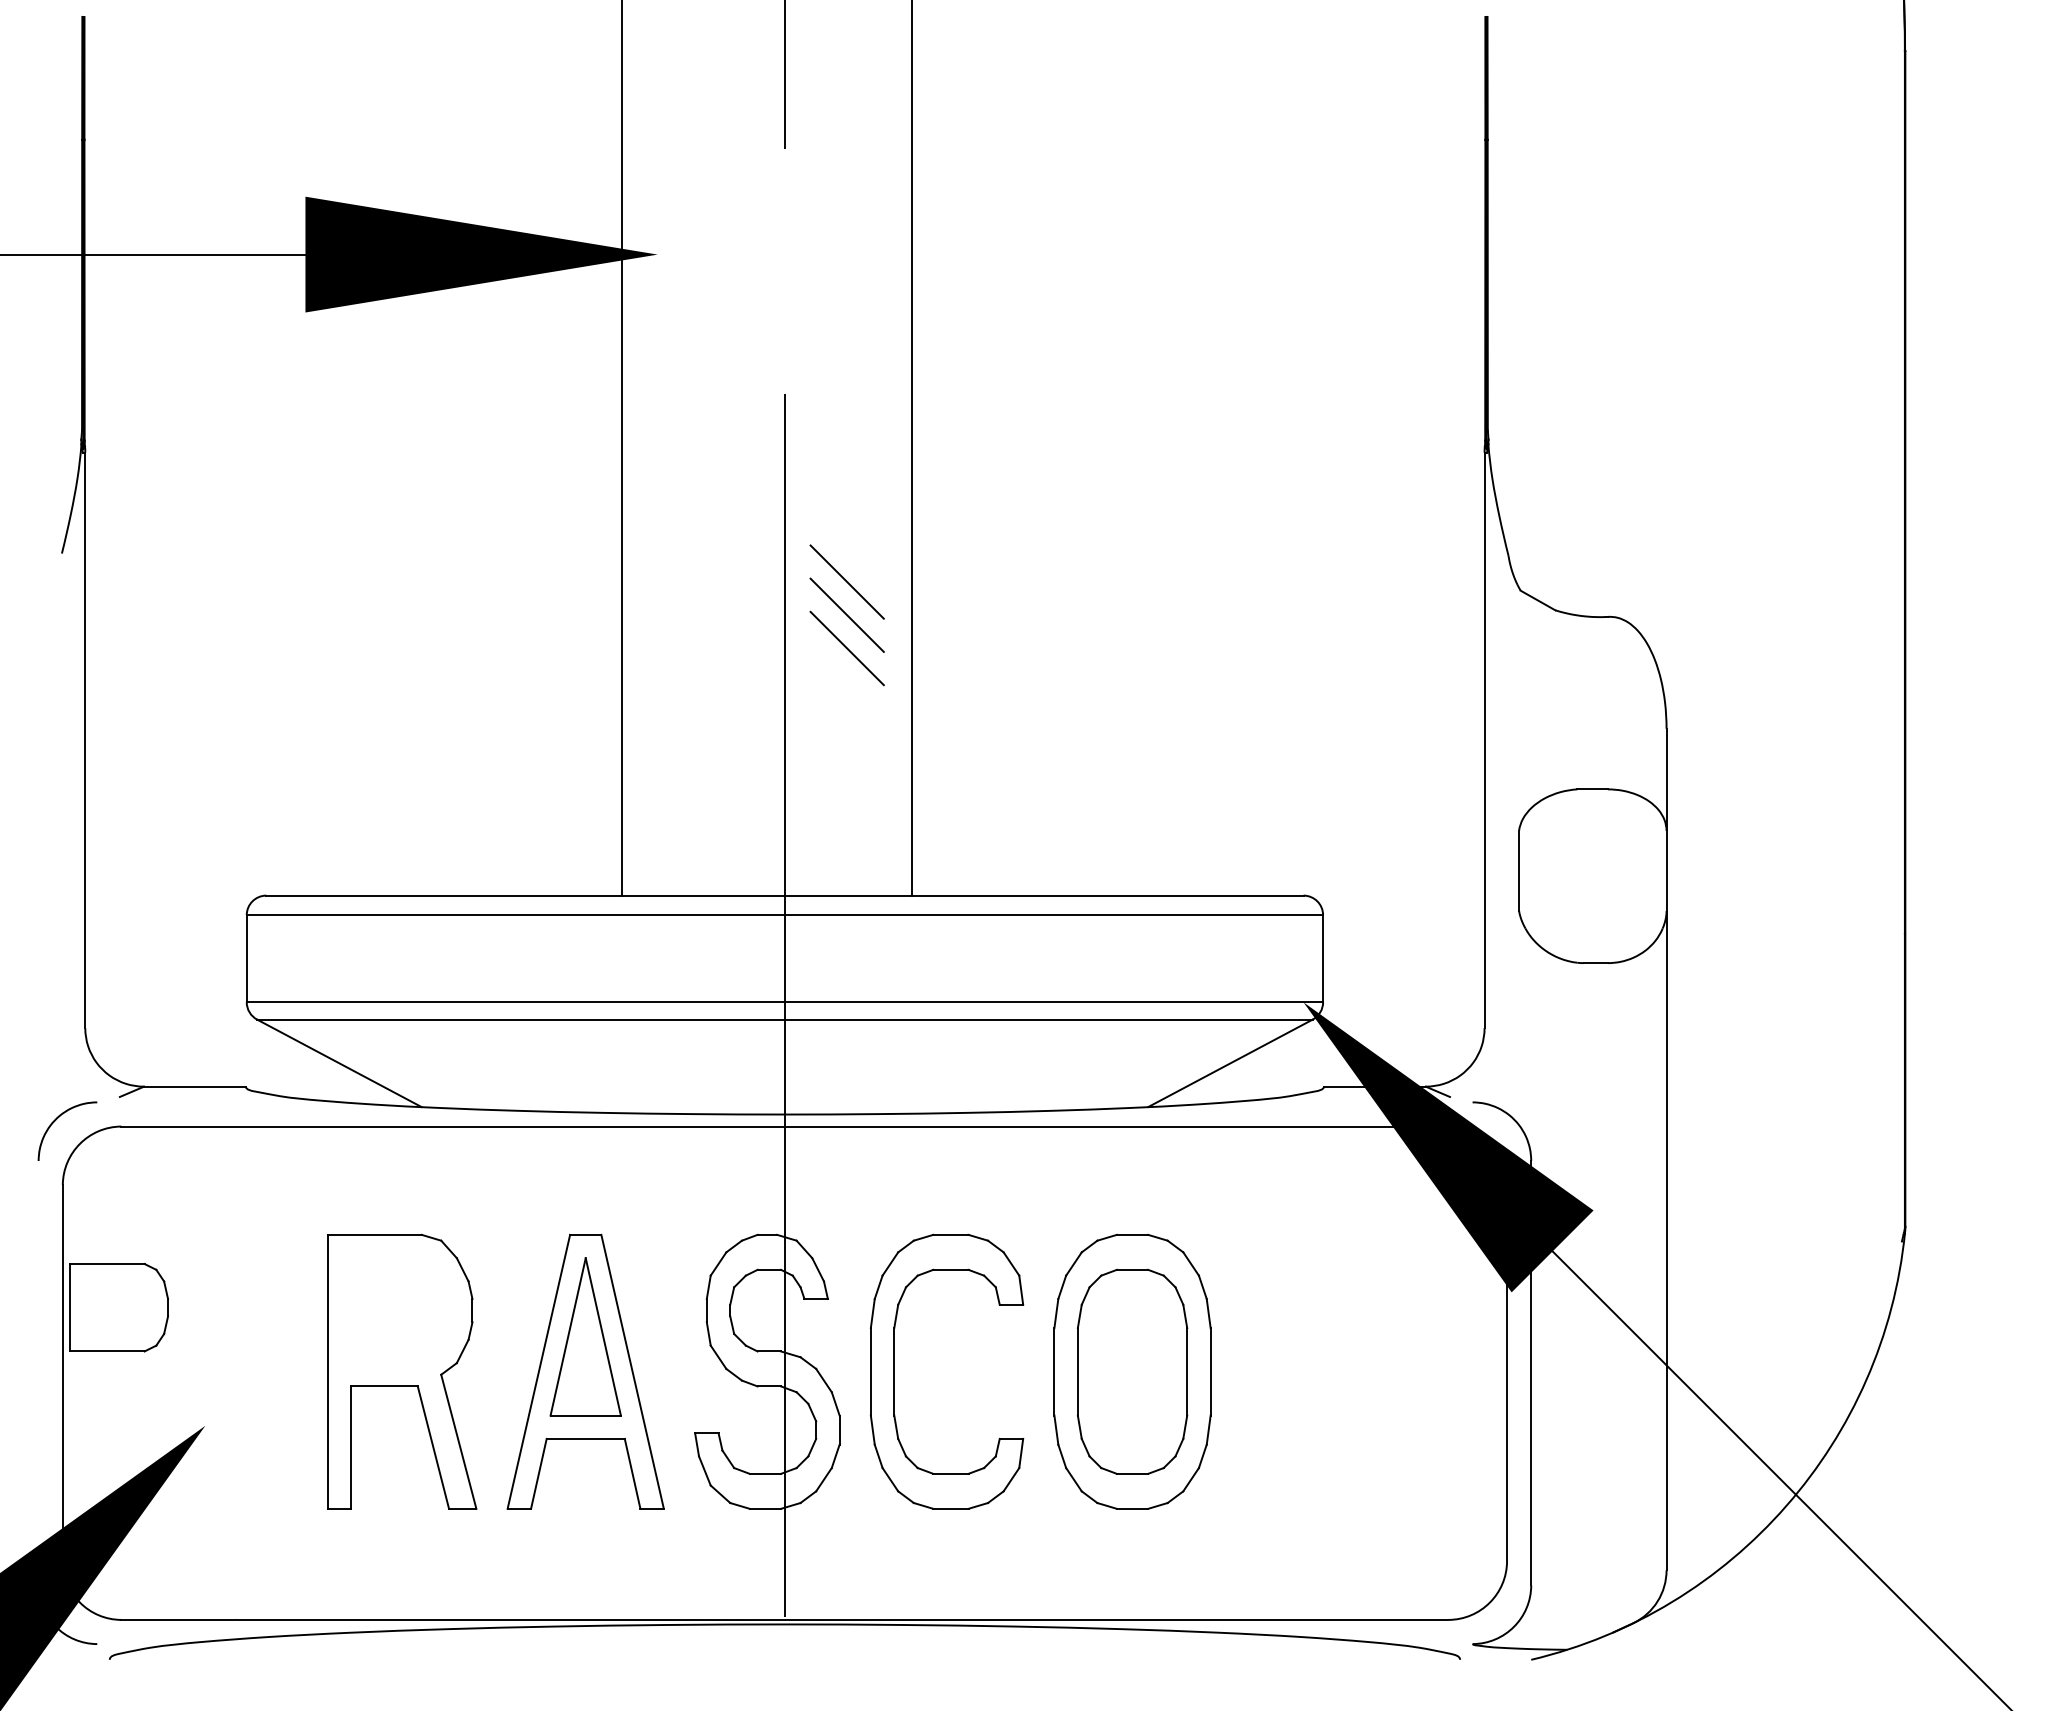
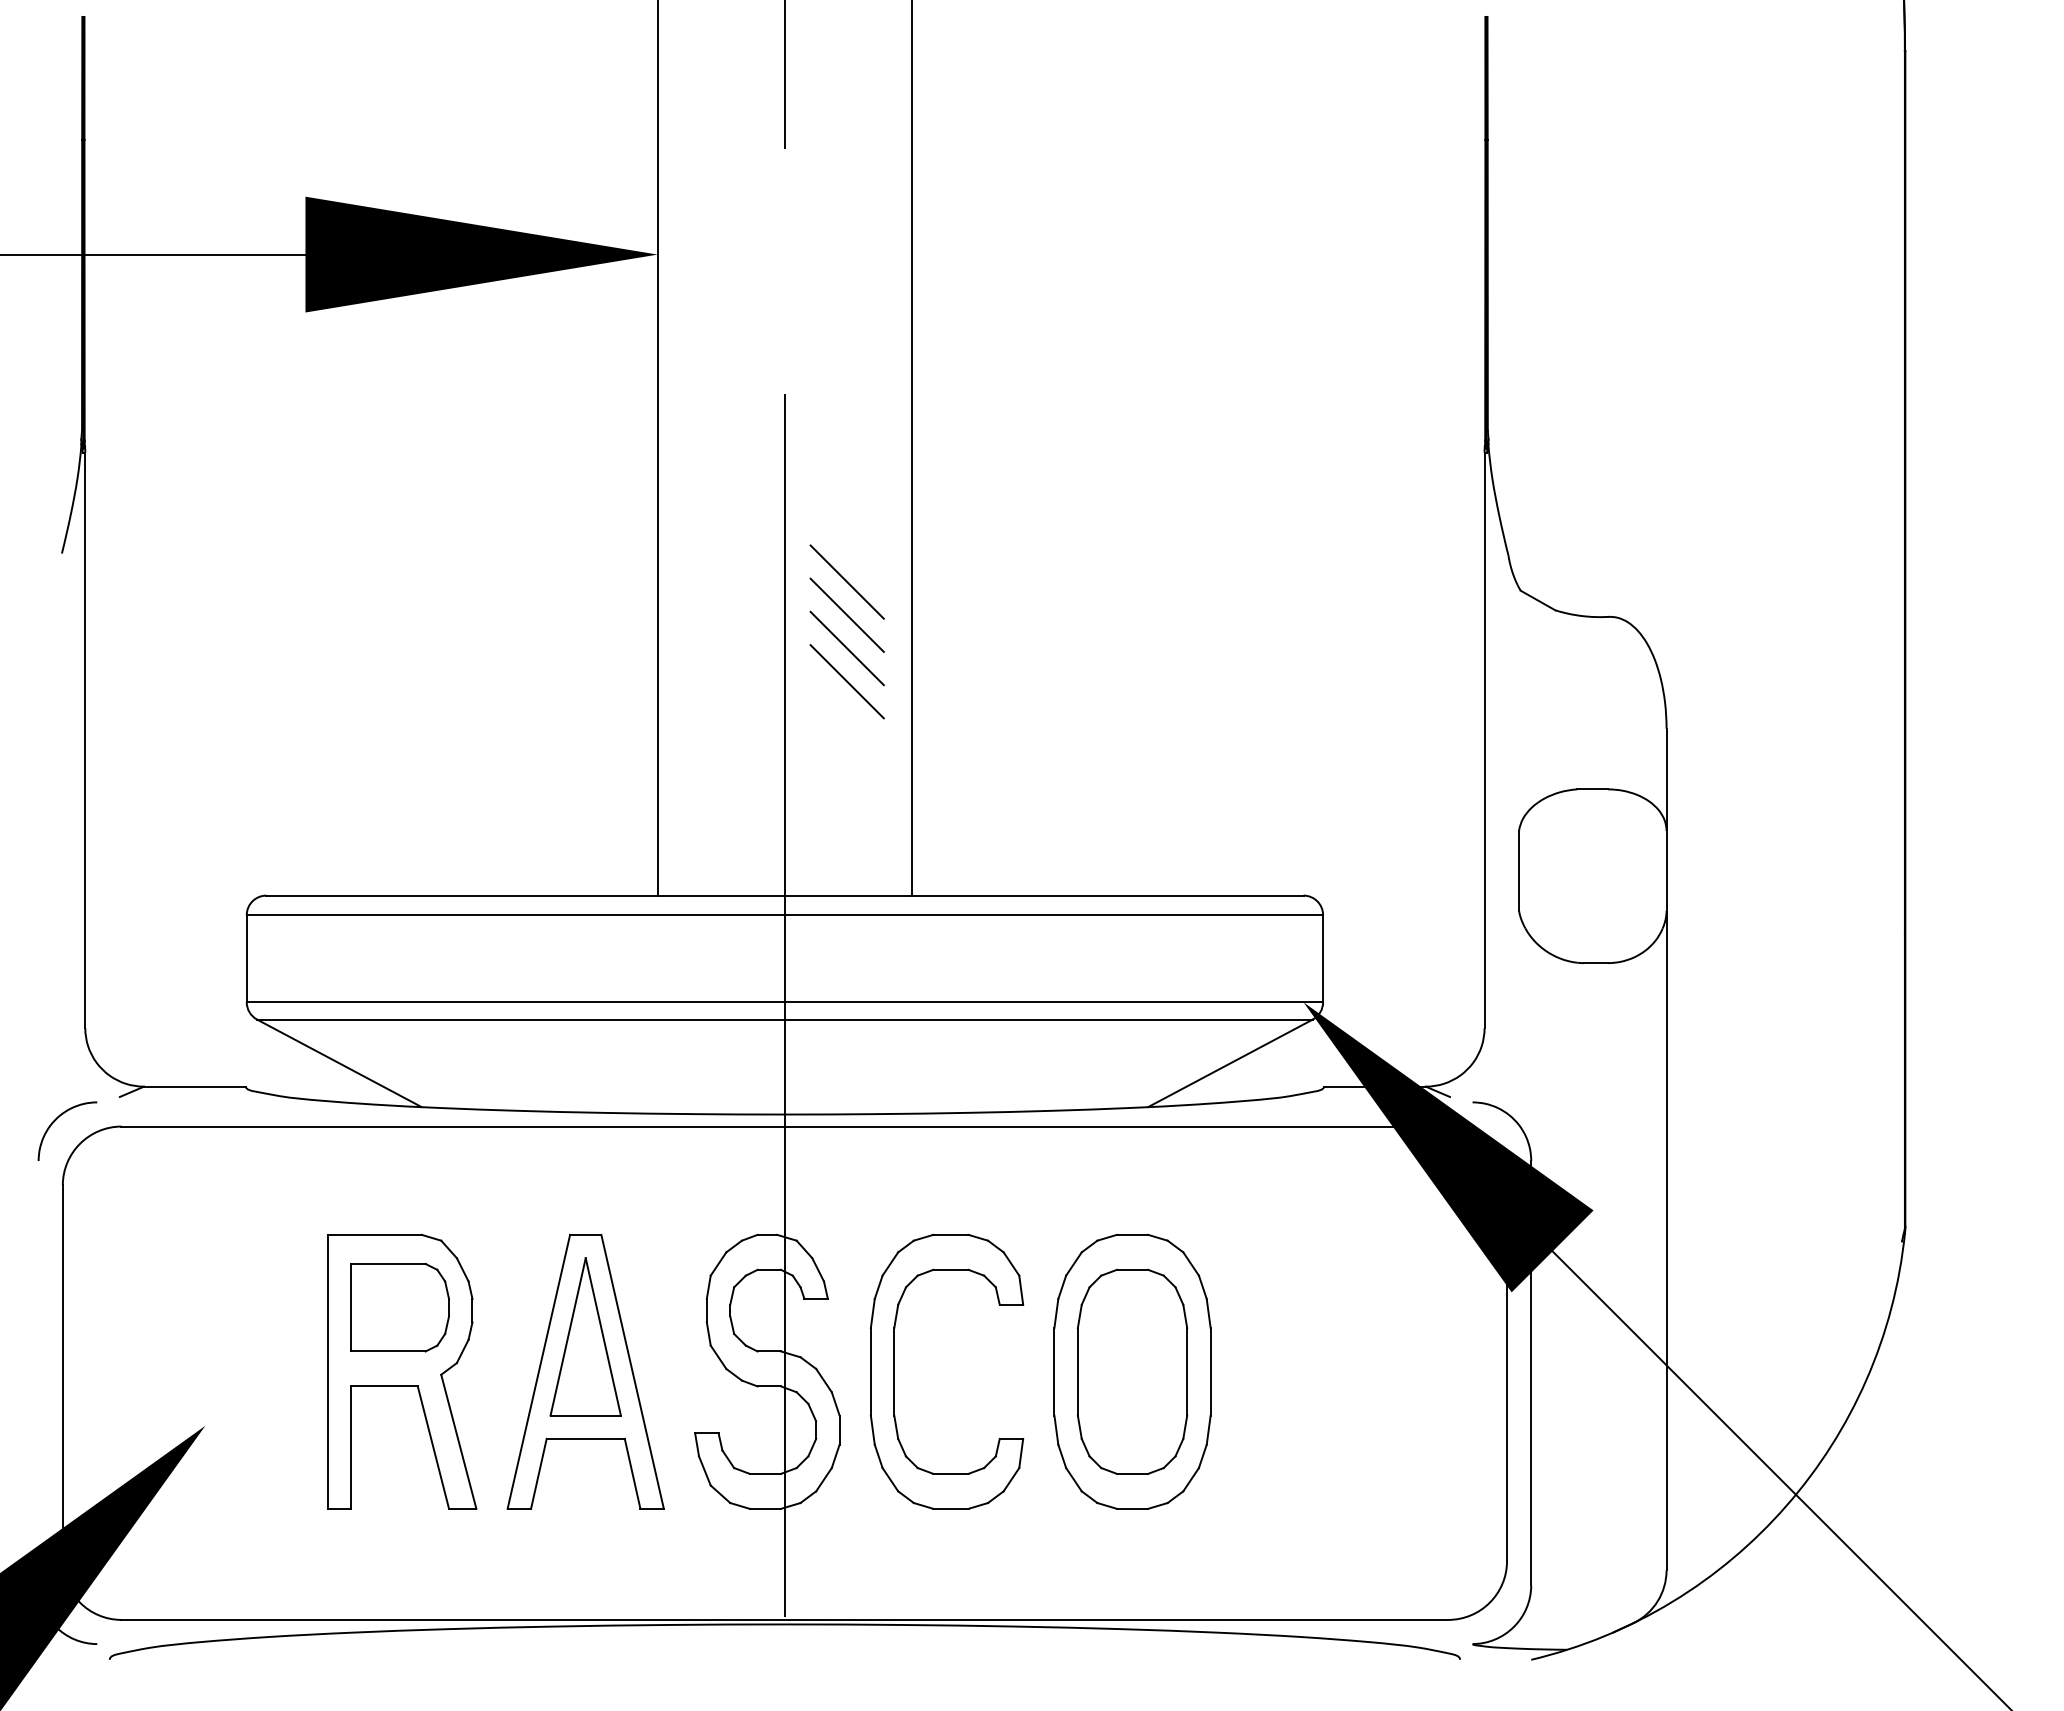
line position: (621, 448) -> (657, 448) (657, 448)
line: none -> present (846, 681)
part position: (118, 1307) -> (399, 1307) (399, 1307)
